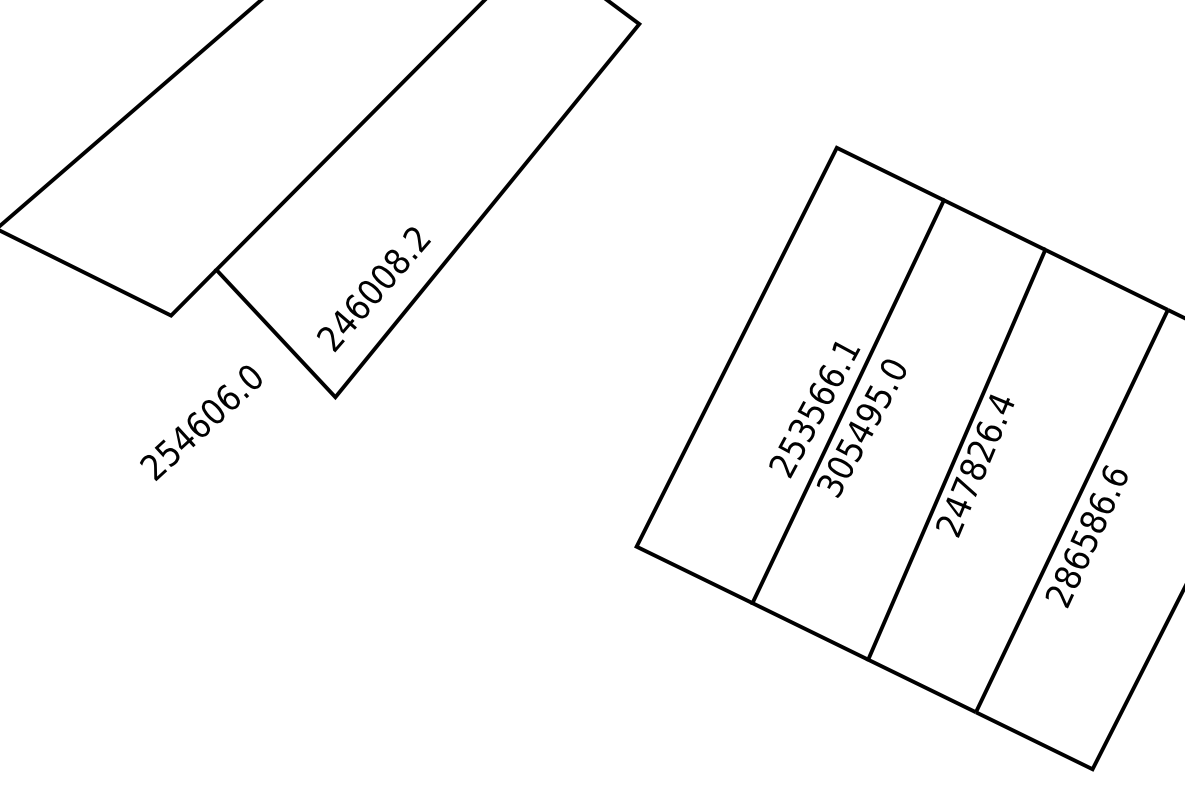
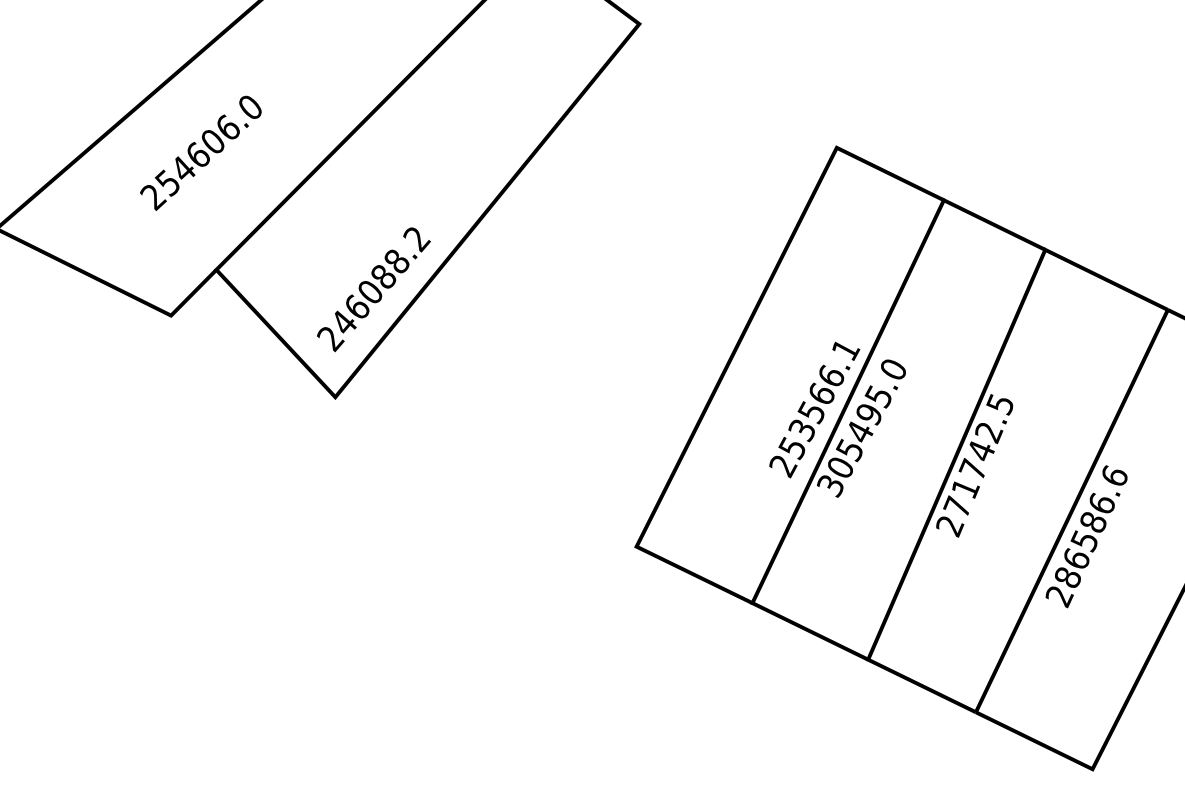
text: 246008.2 -> 246088.2 (383, 276)
text position: (200, 422) -> (200, 152) (200, 152)
text: 247826.4 -> 271742.5 (978, 455)
